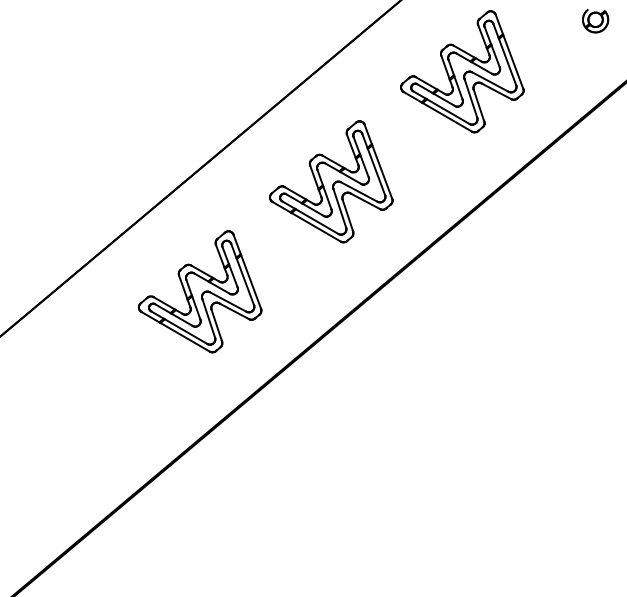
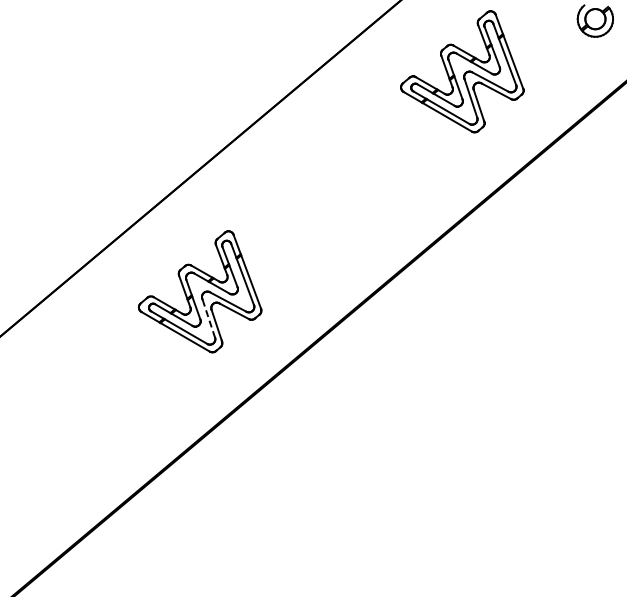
part size: 28x25 px -> 38x34 px (594, 20)
part: present -> none (331, 181)
line: solid -> dashed (208, 318)
